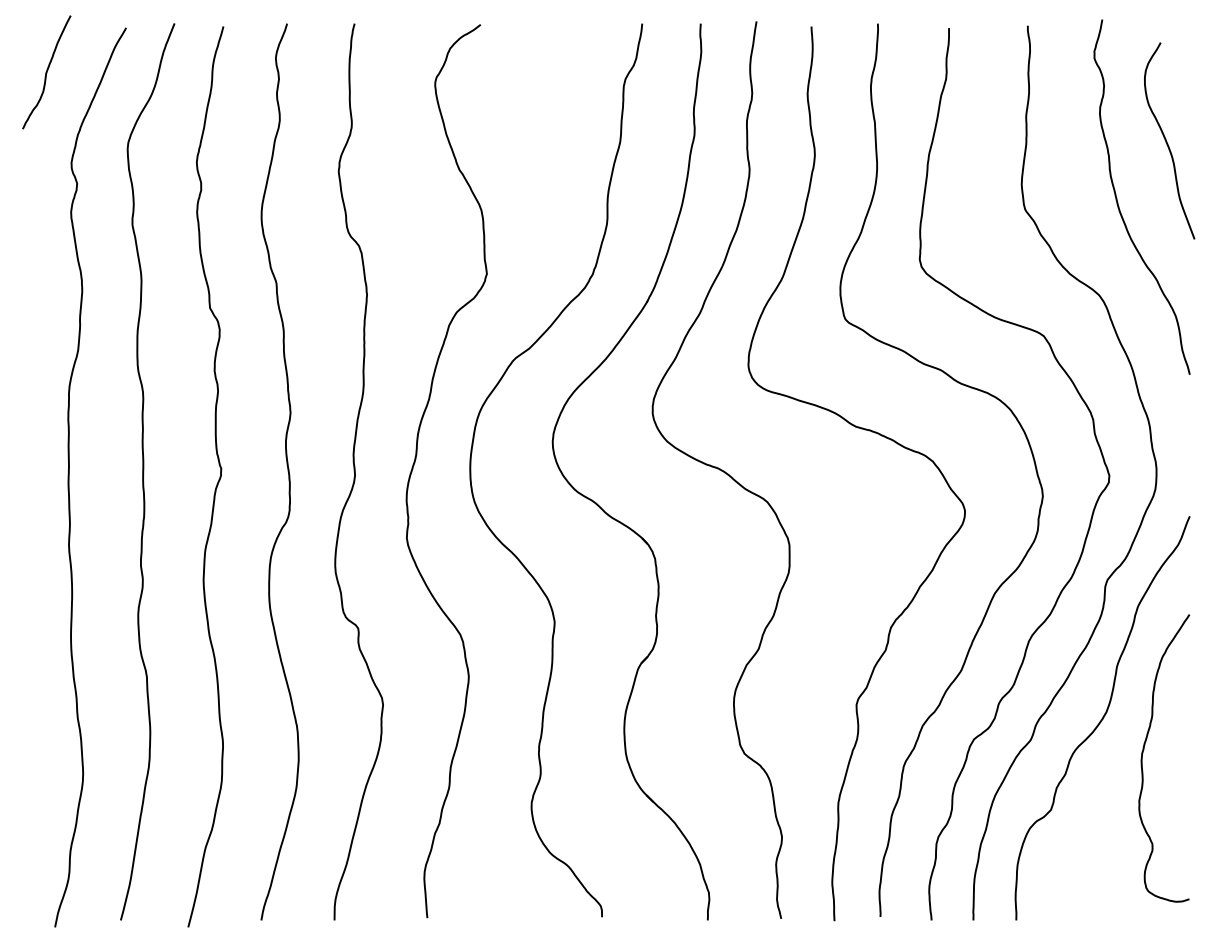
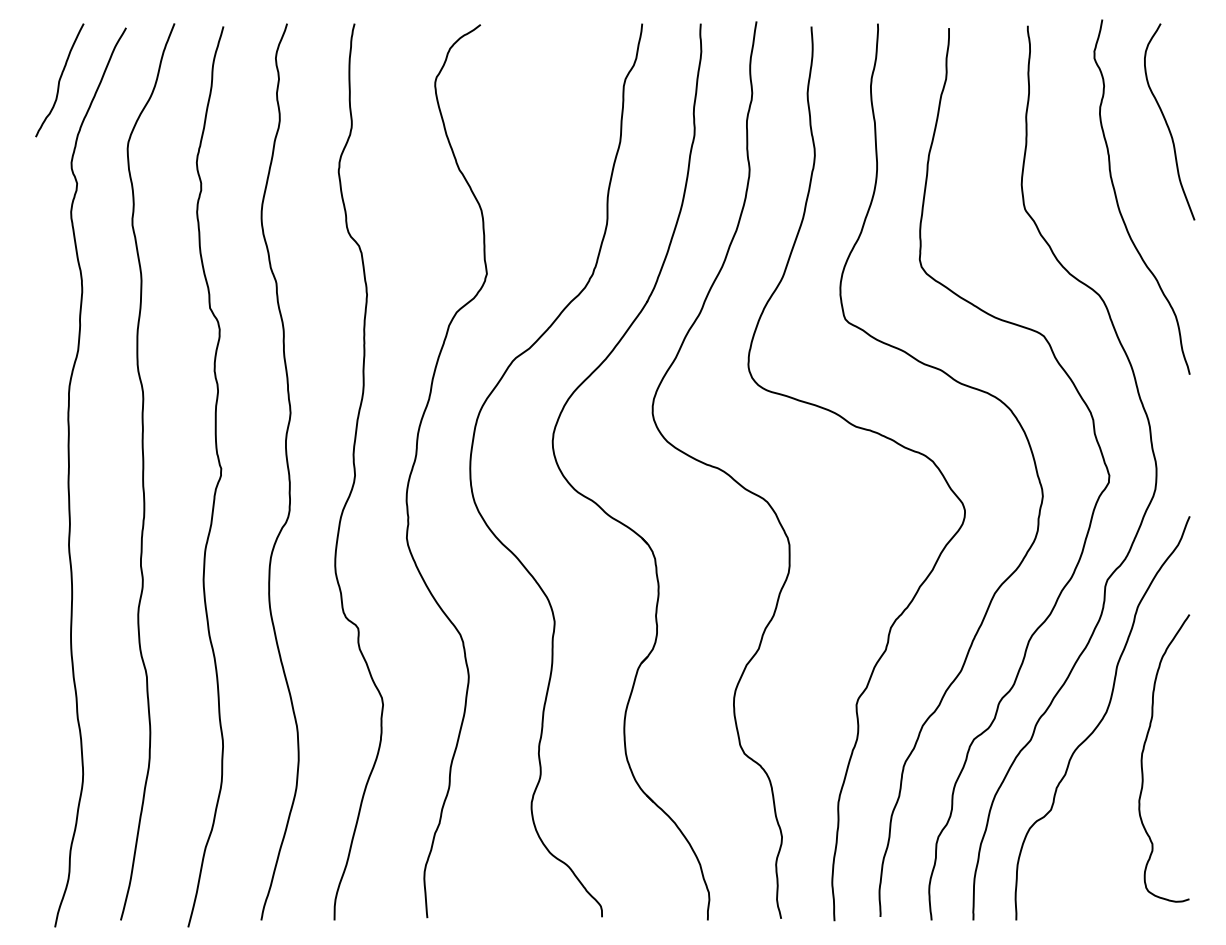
curve position: (46, 72) -> (59, 80) (59, 80)
curve position: (1167, 141) -> (1167, 122) (1167, 122)
